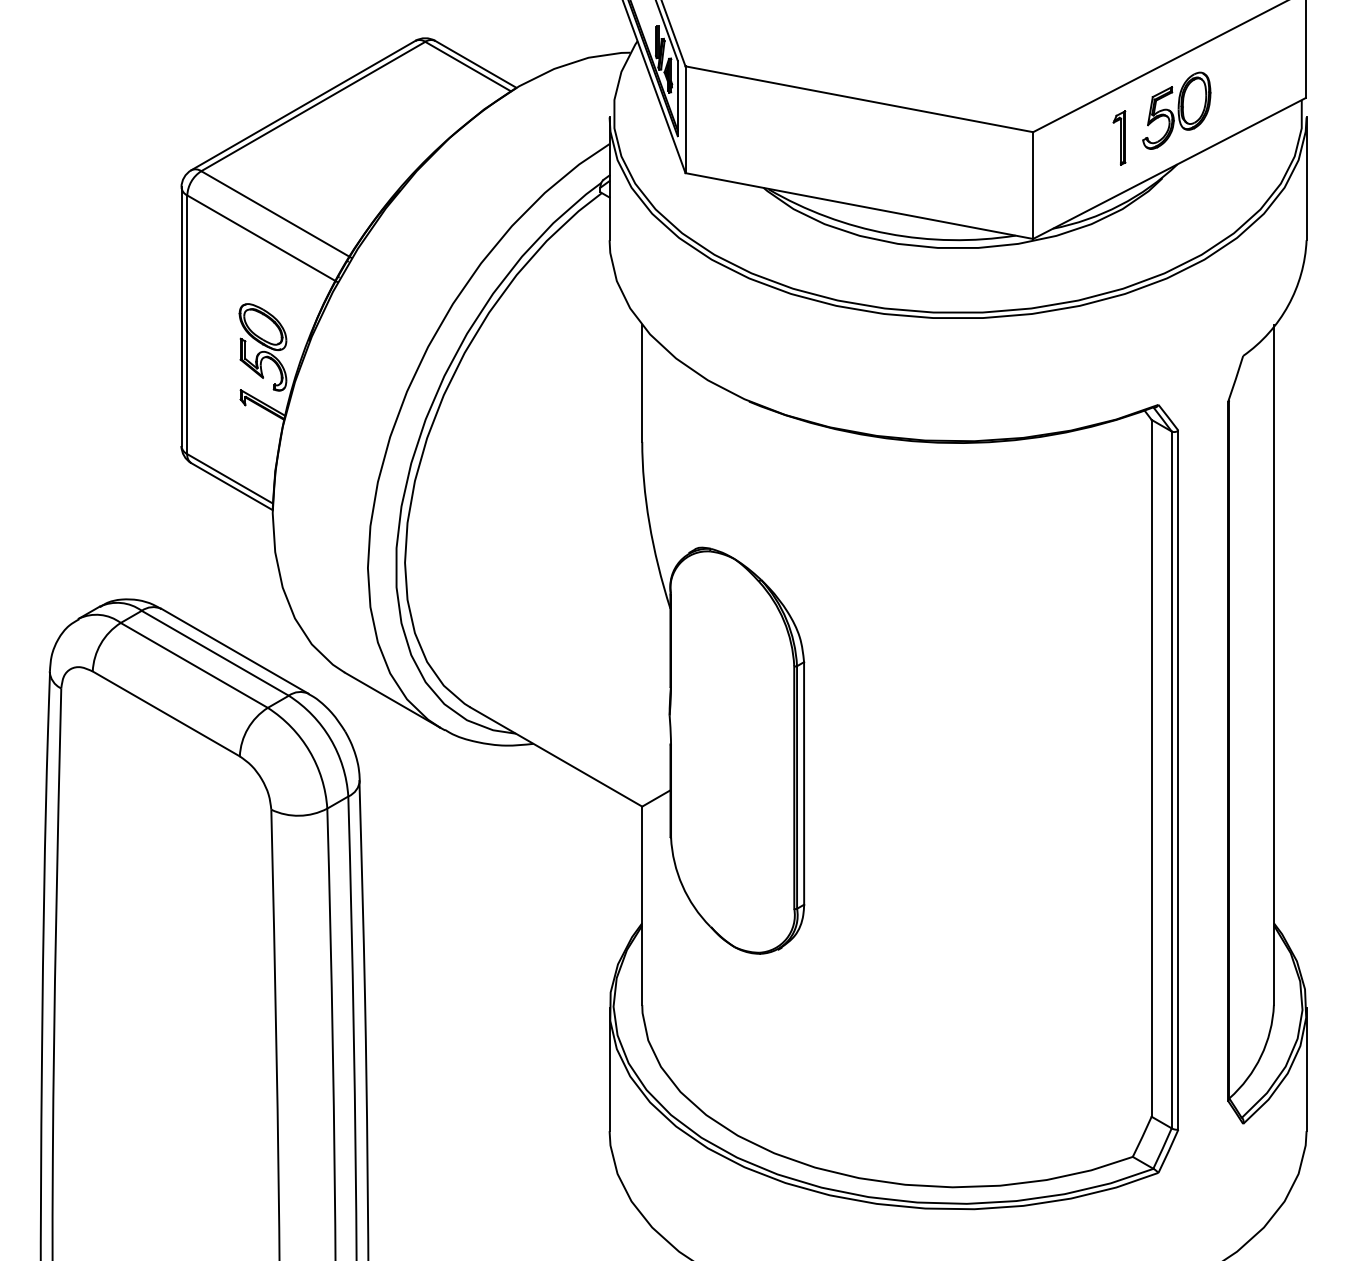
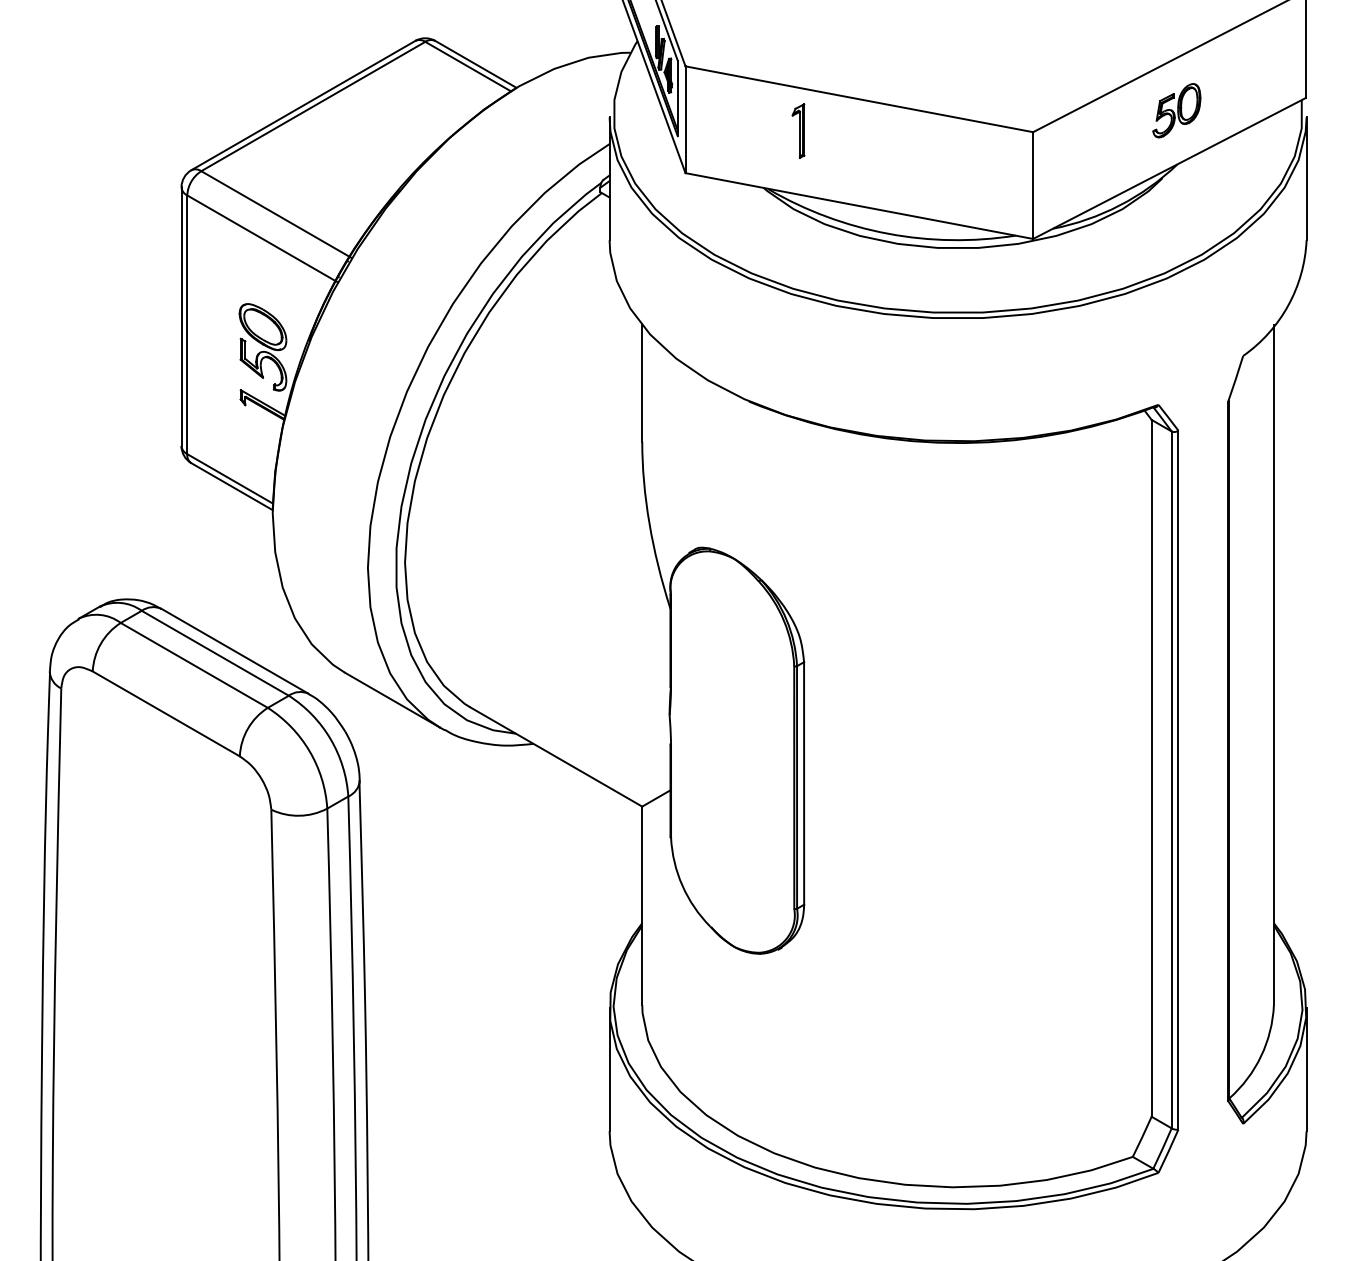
part size: 70x79 px -> 50x56 px (1176, 110)
part position: (1119, 137) -> (798, 130) (798, 130)
